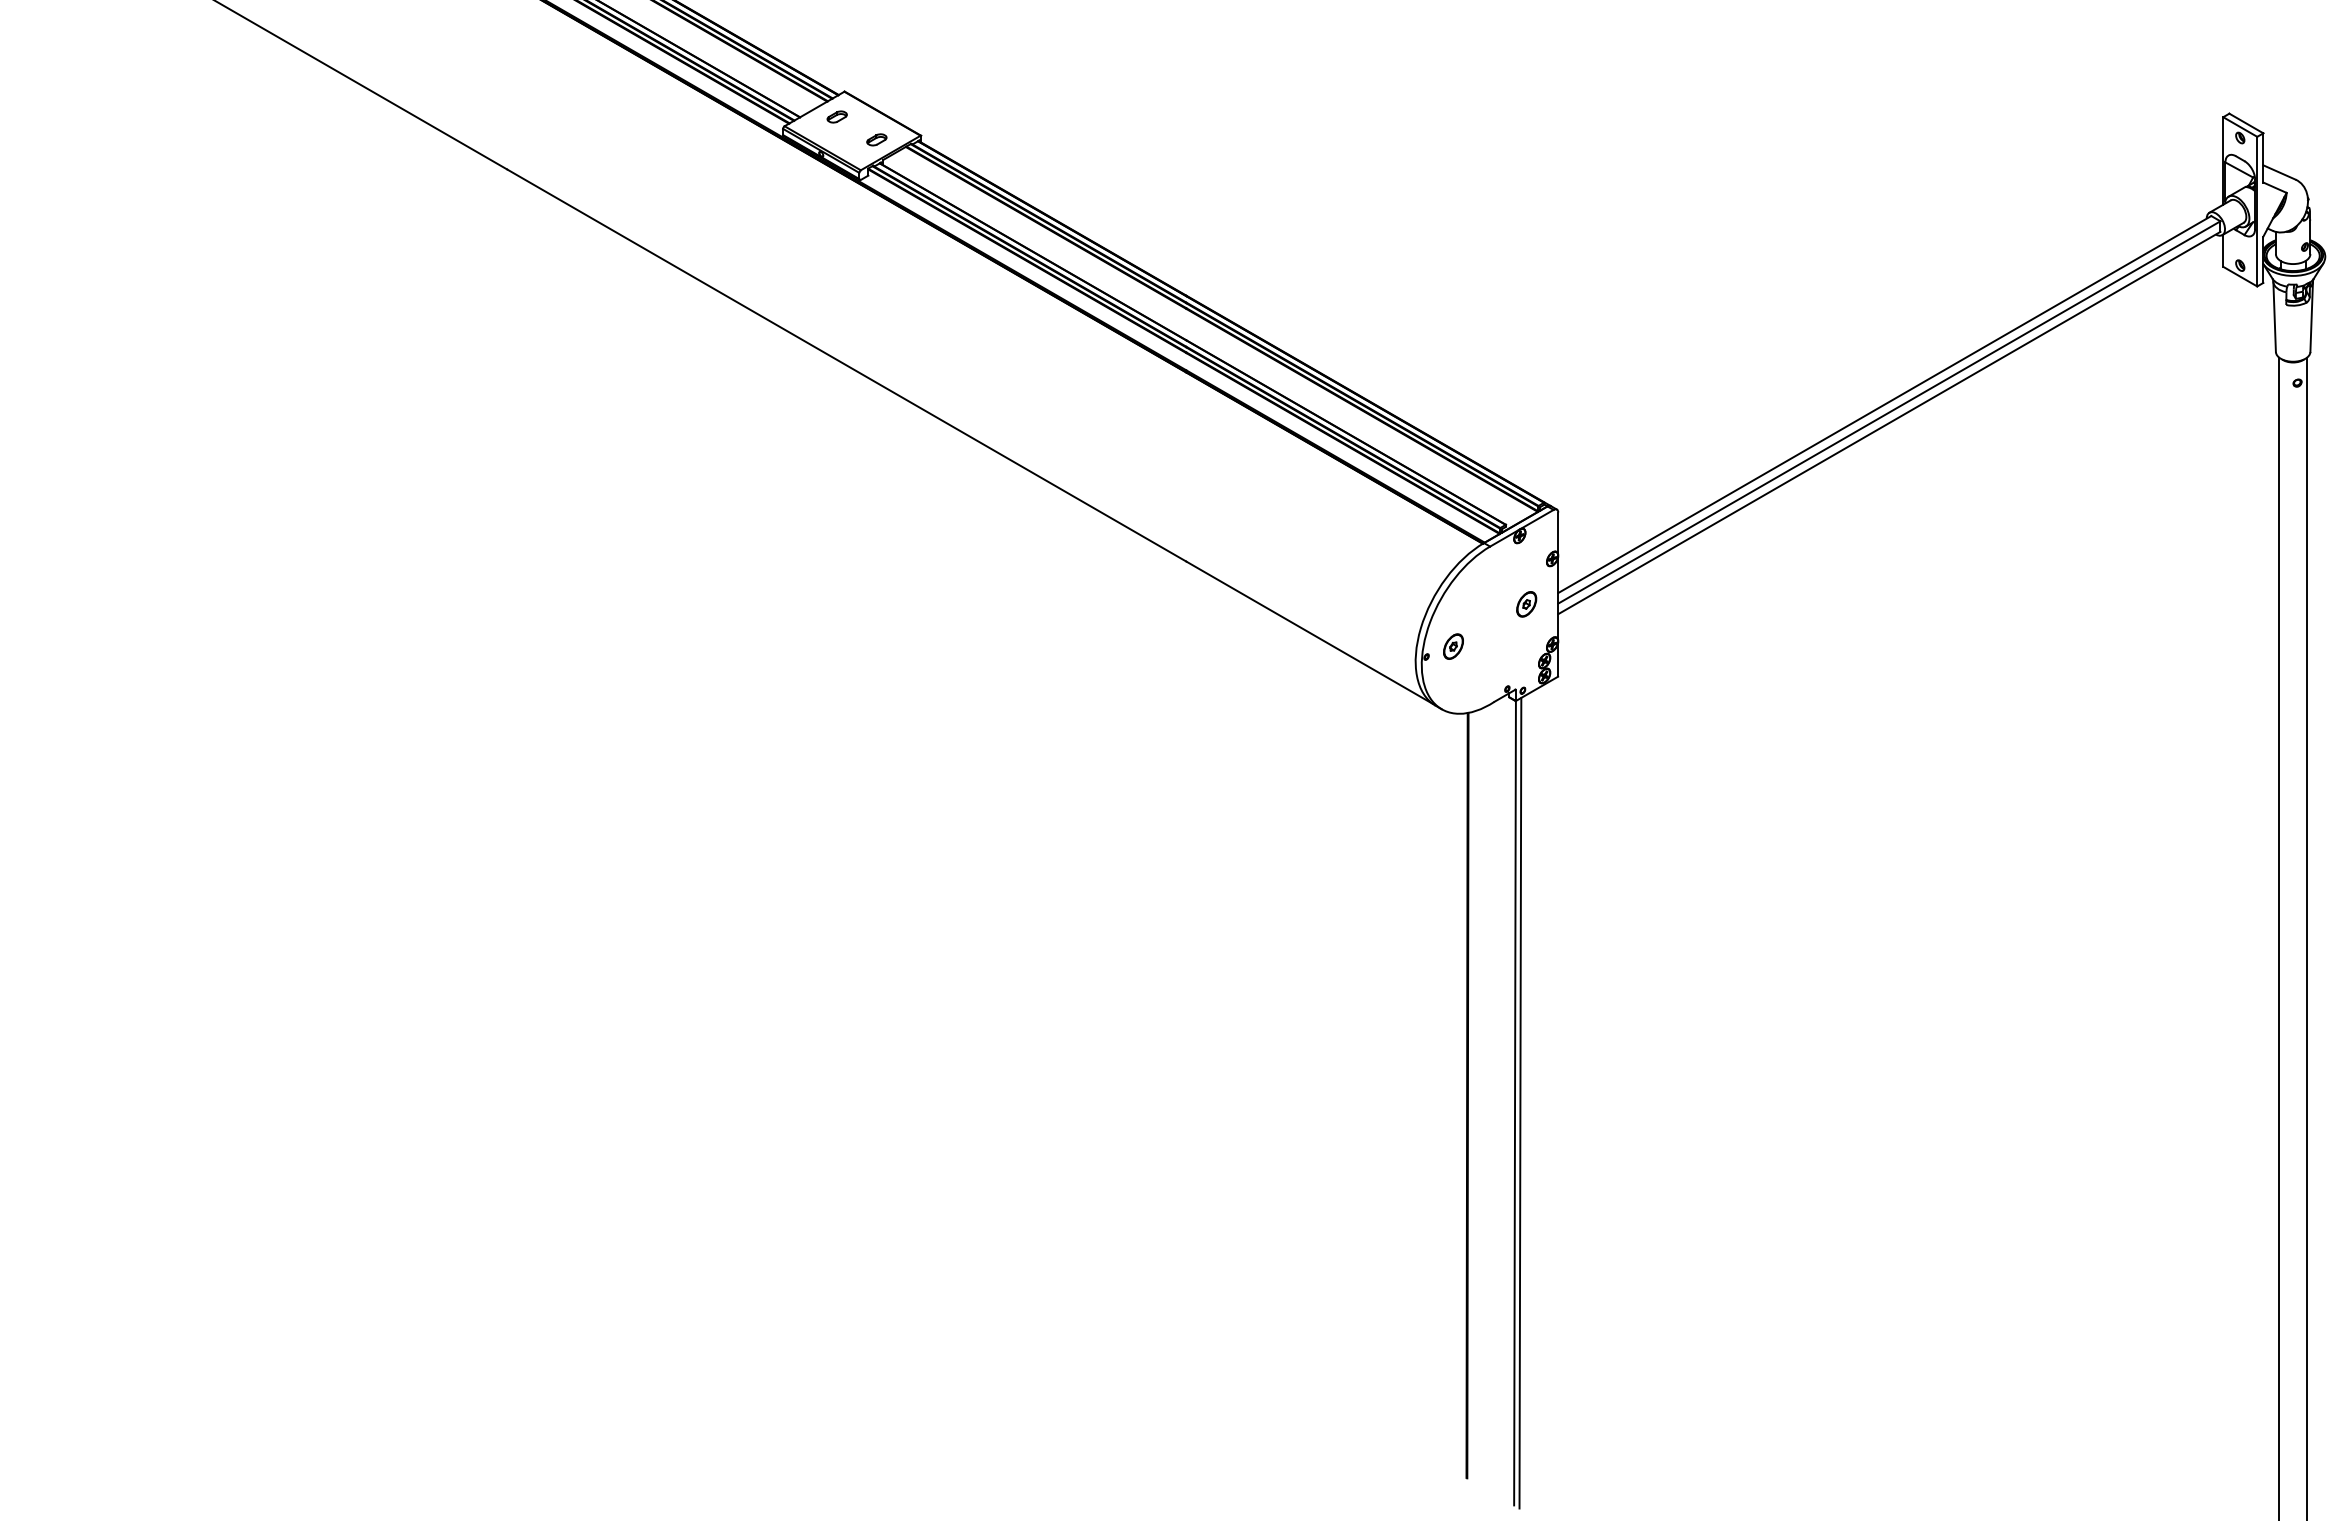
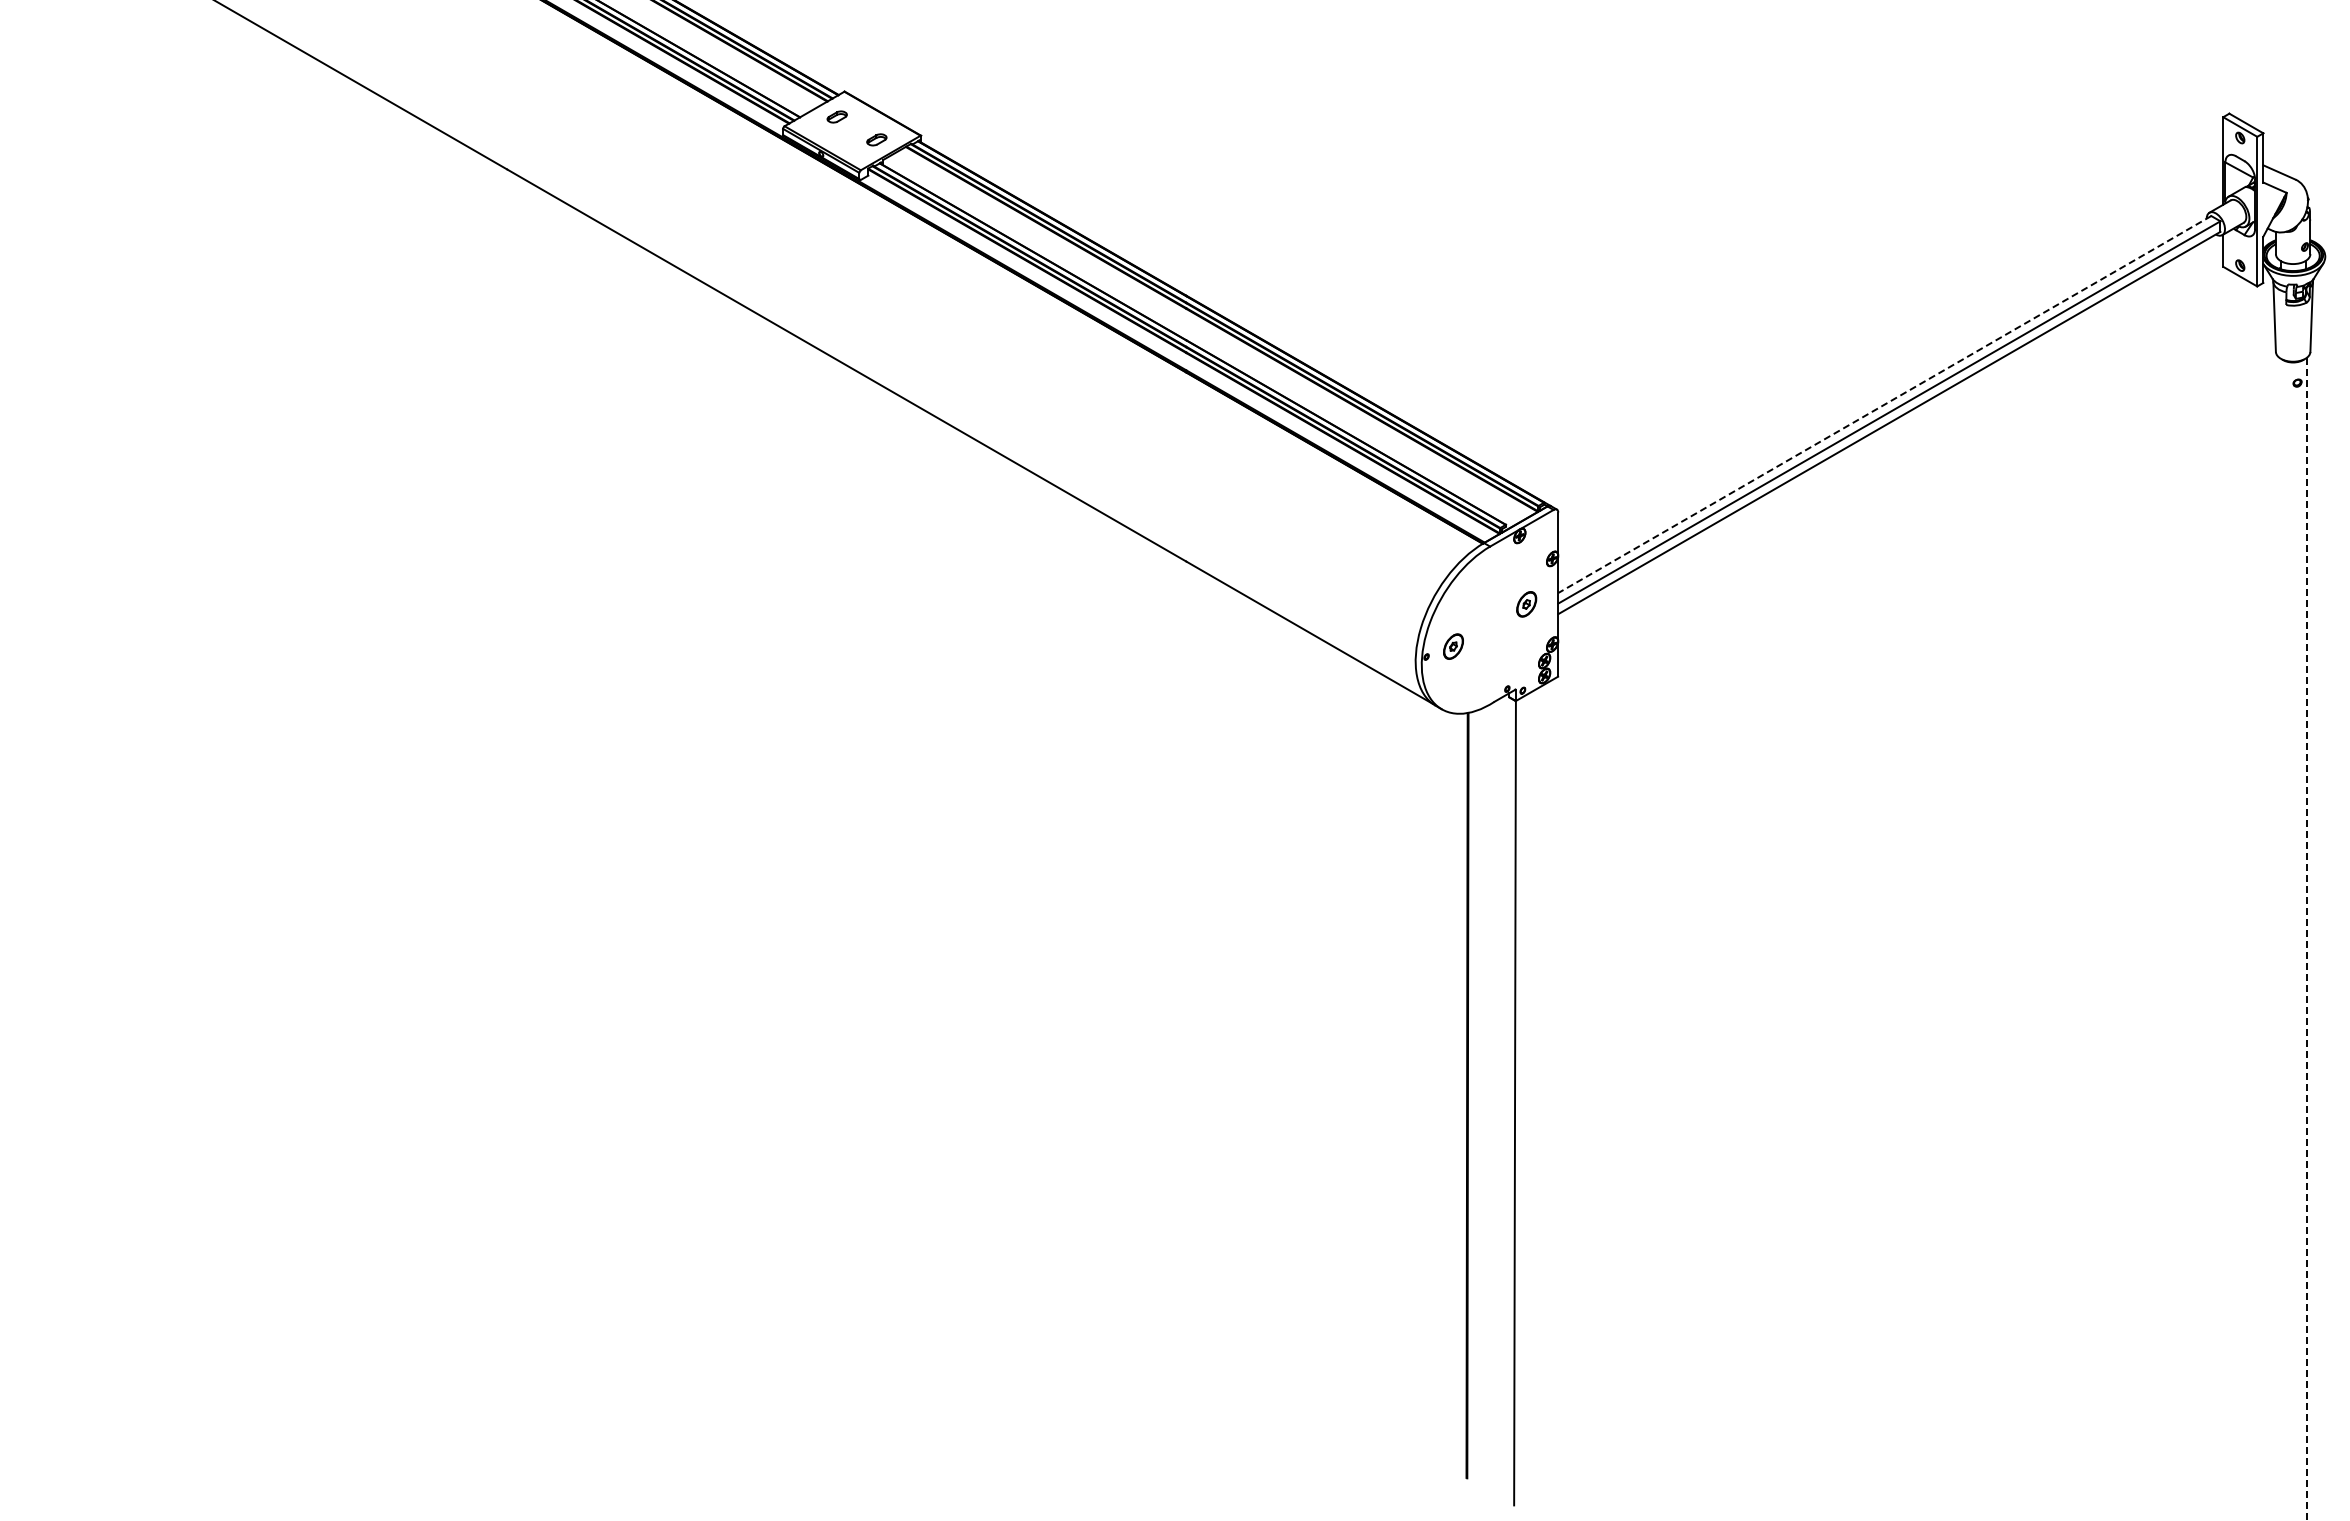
line: solid -> dashed (1884, 404)
line: present -> none (2279, 937)
line: solid -> dashed (2307, 939)
line: present -> none (1520, 1102)
